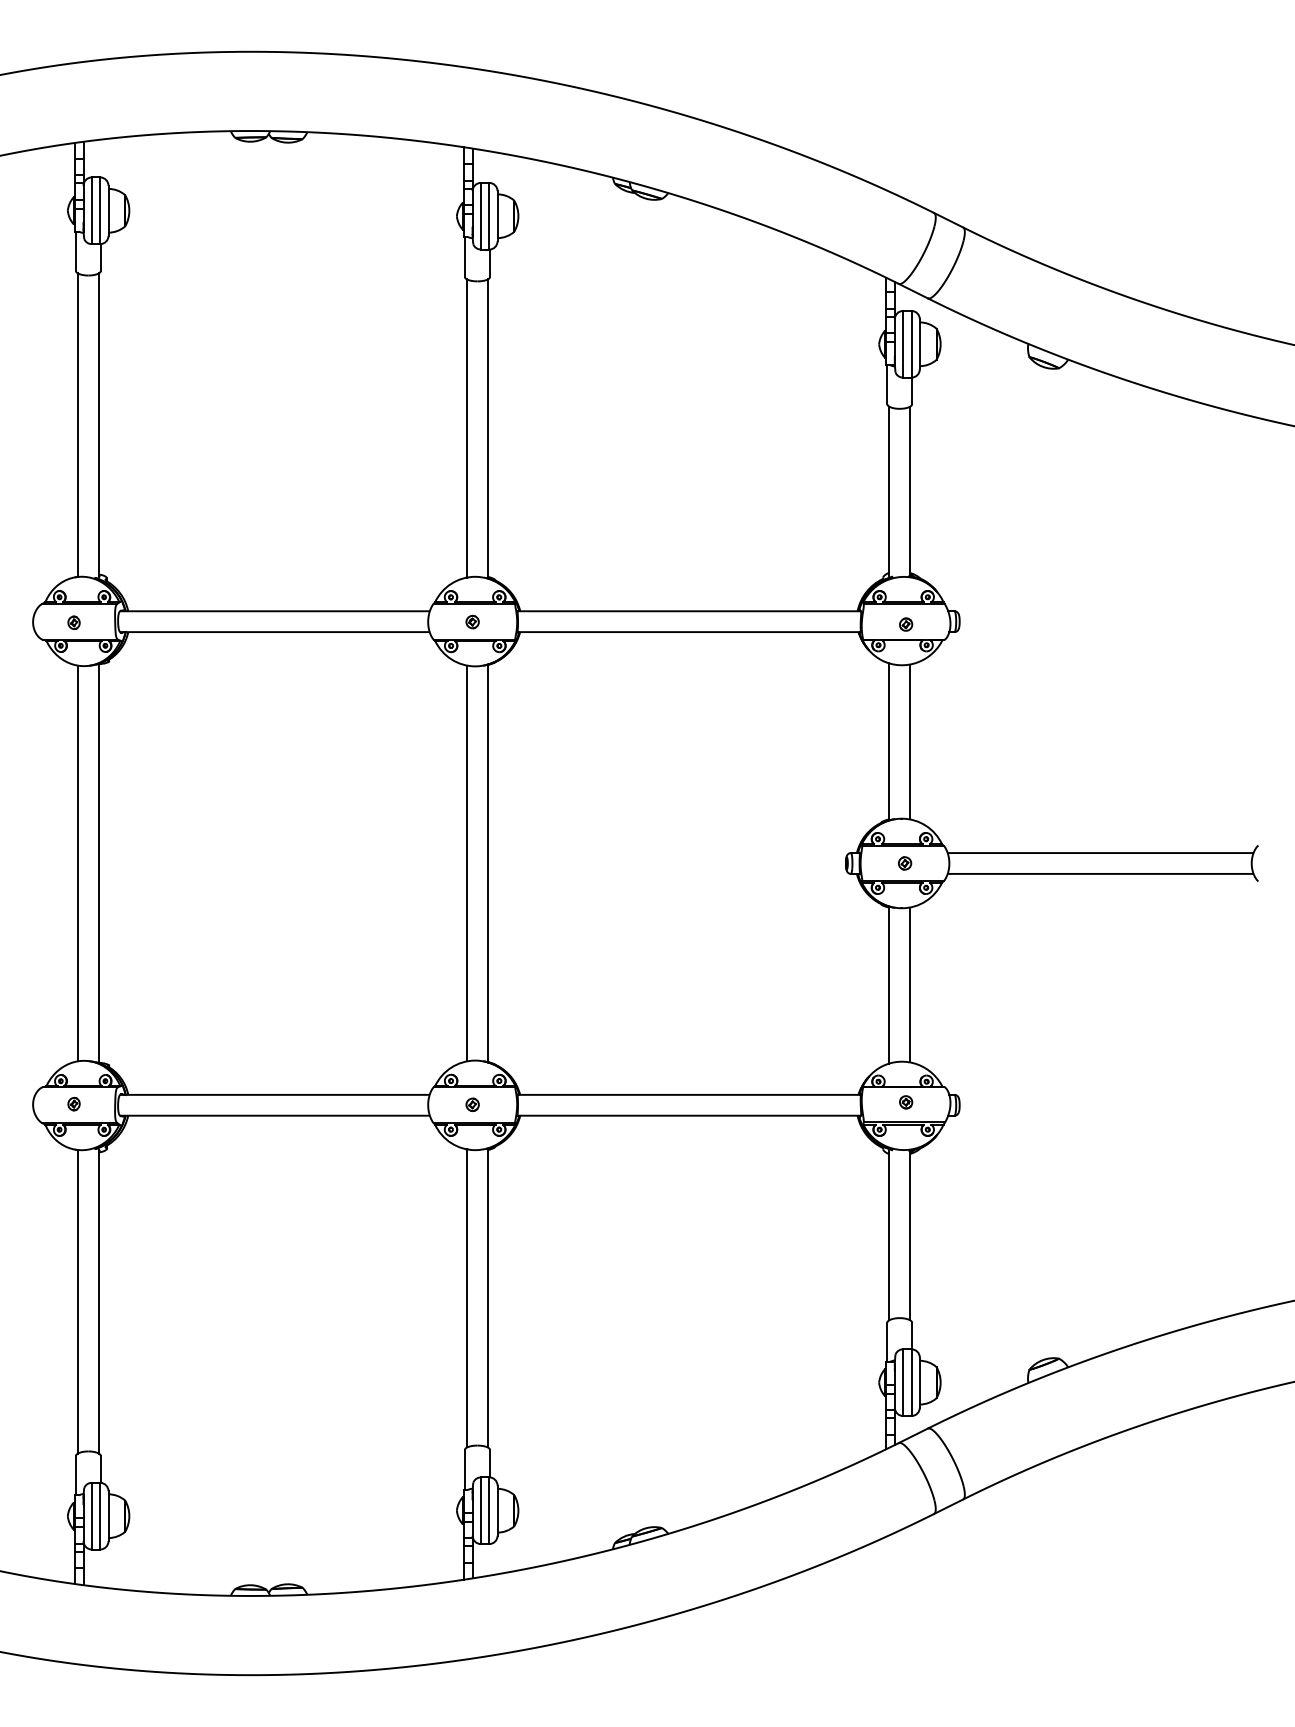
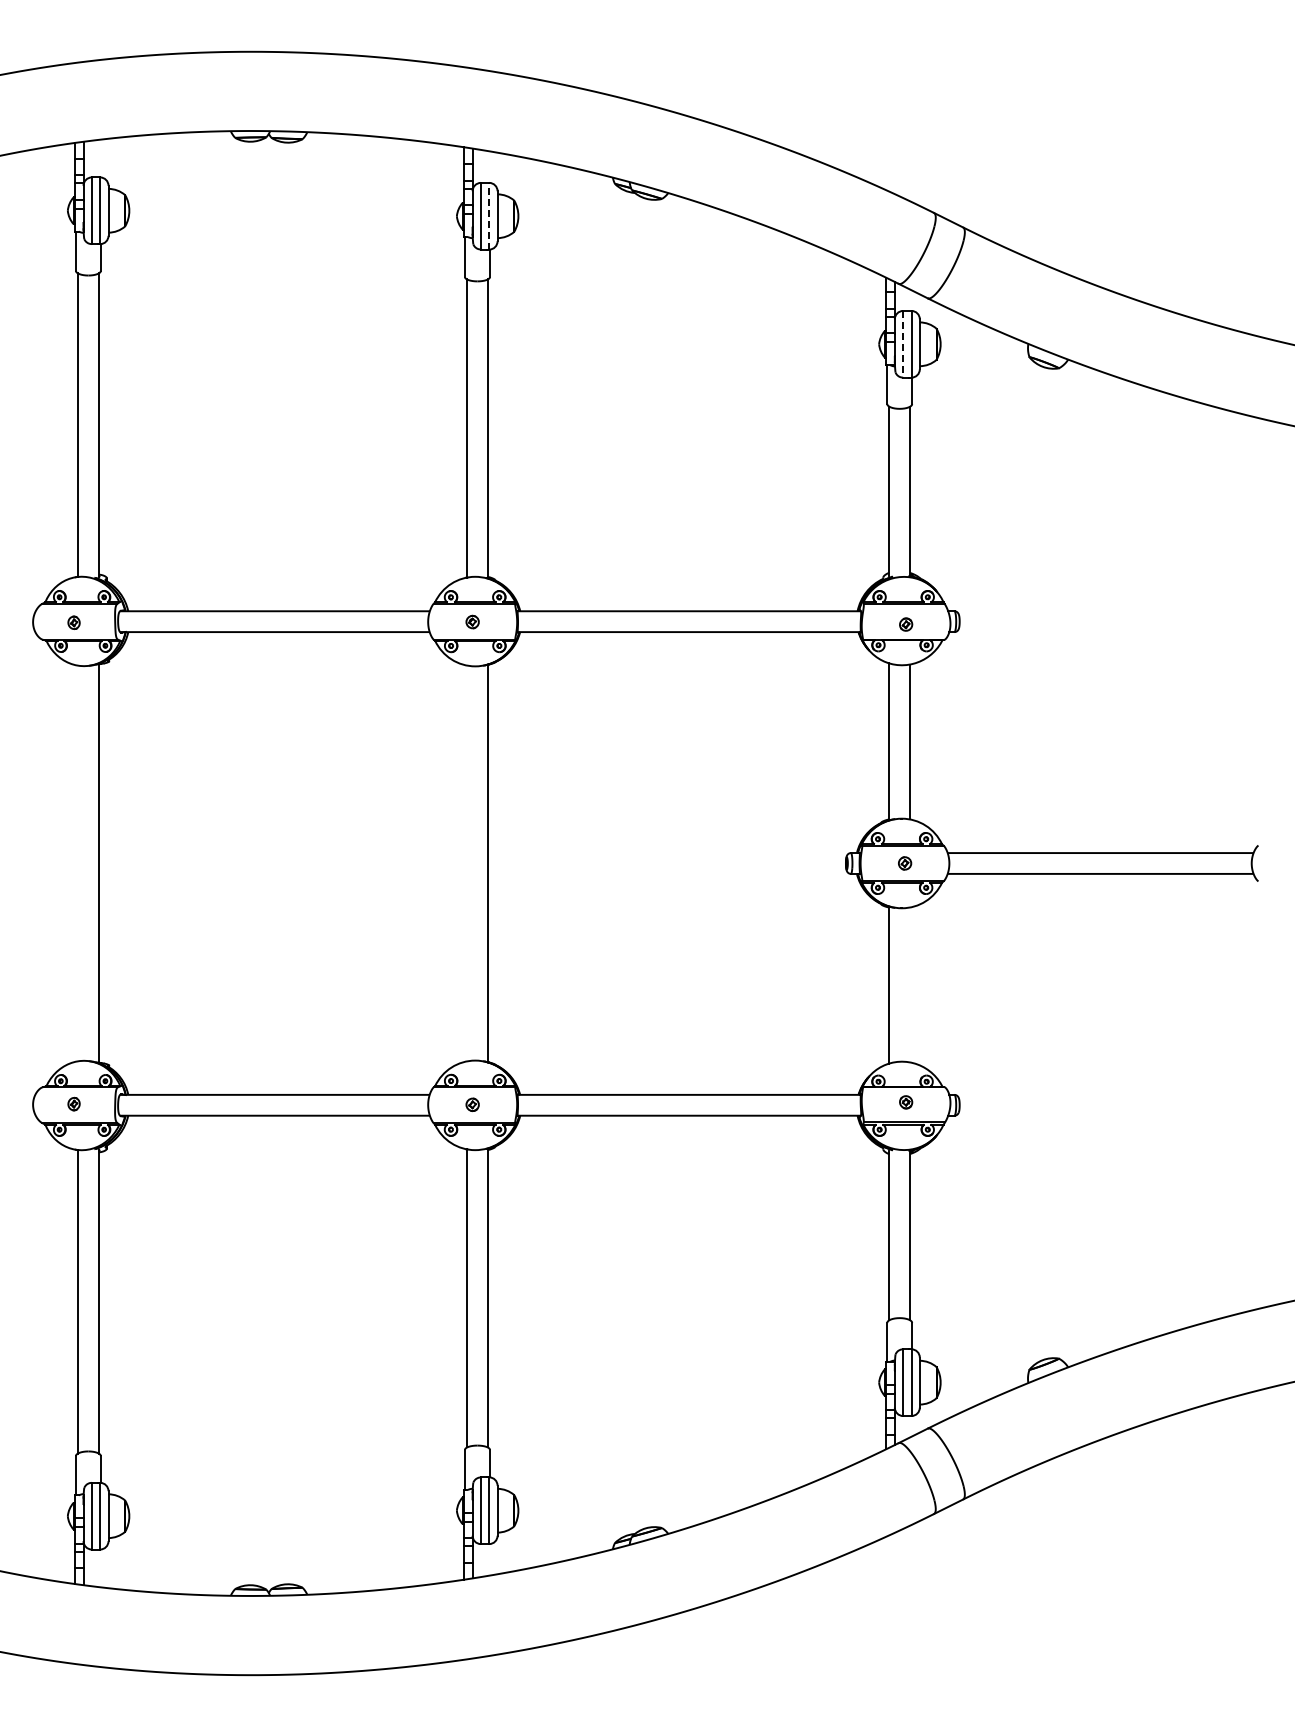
line: solid -> dashed (489, 215)
line: solid -> dashed (903, 344)
line: present -> none (78, 863)
line: present -> none (467, 863)
line: present -> none (910, 984)
